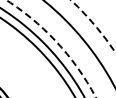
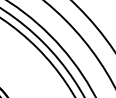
circle: dashed -> solid (93, 26)
arc: dashed -> solid (57, 42)
